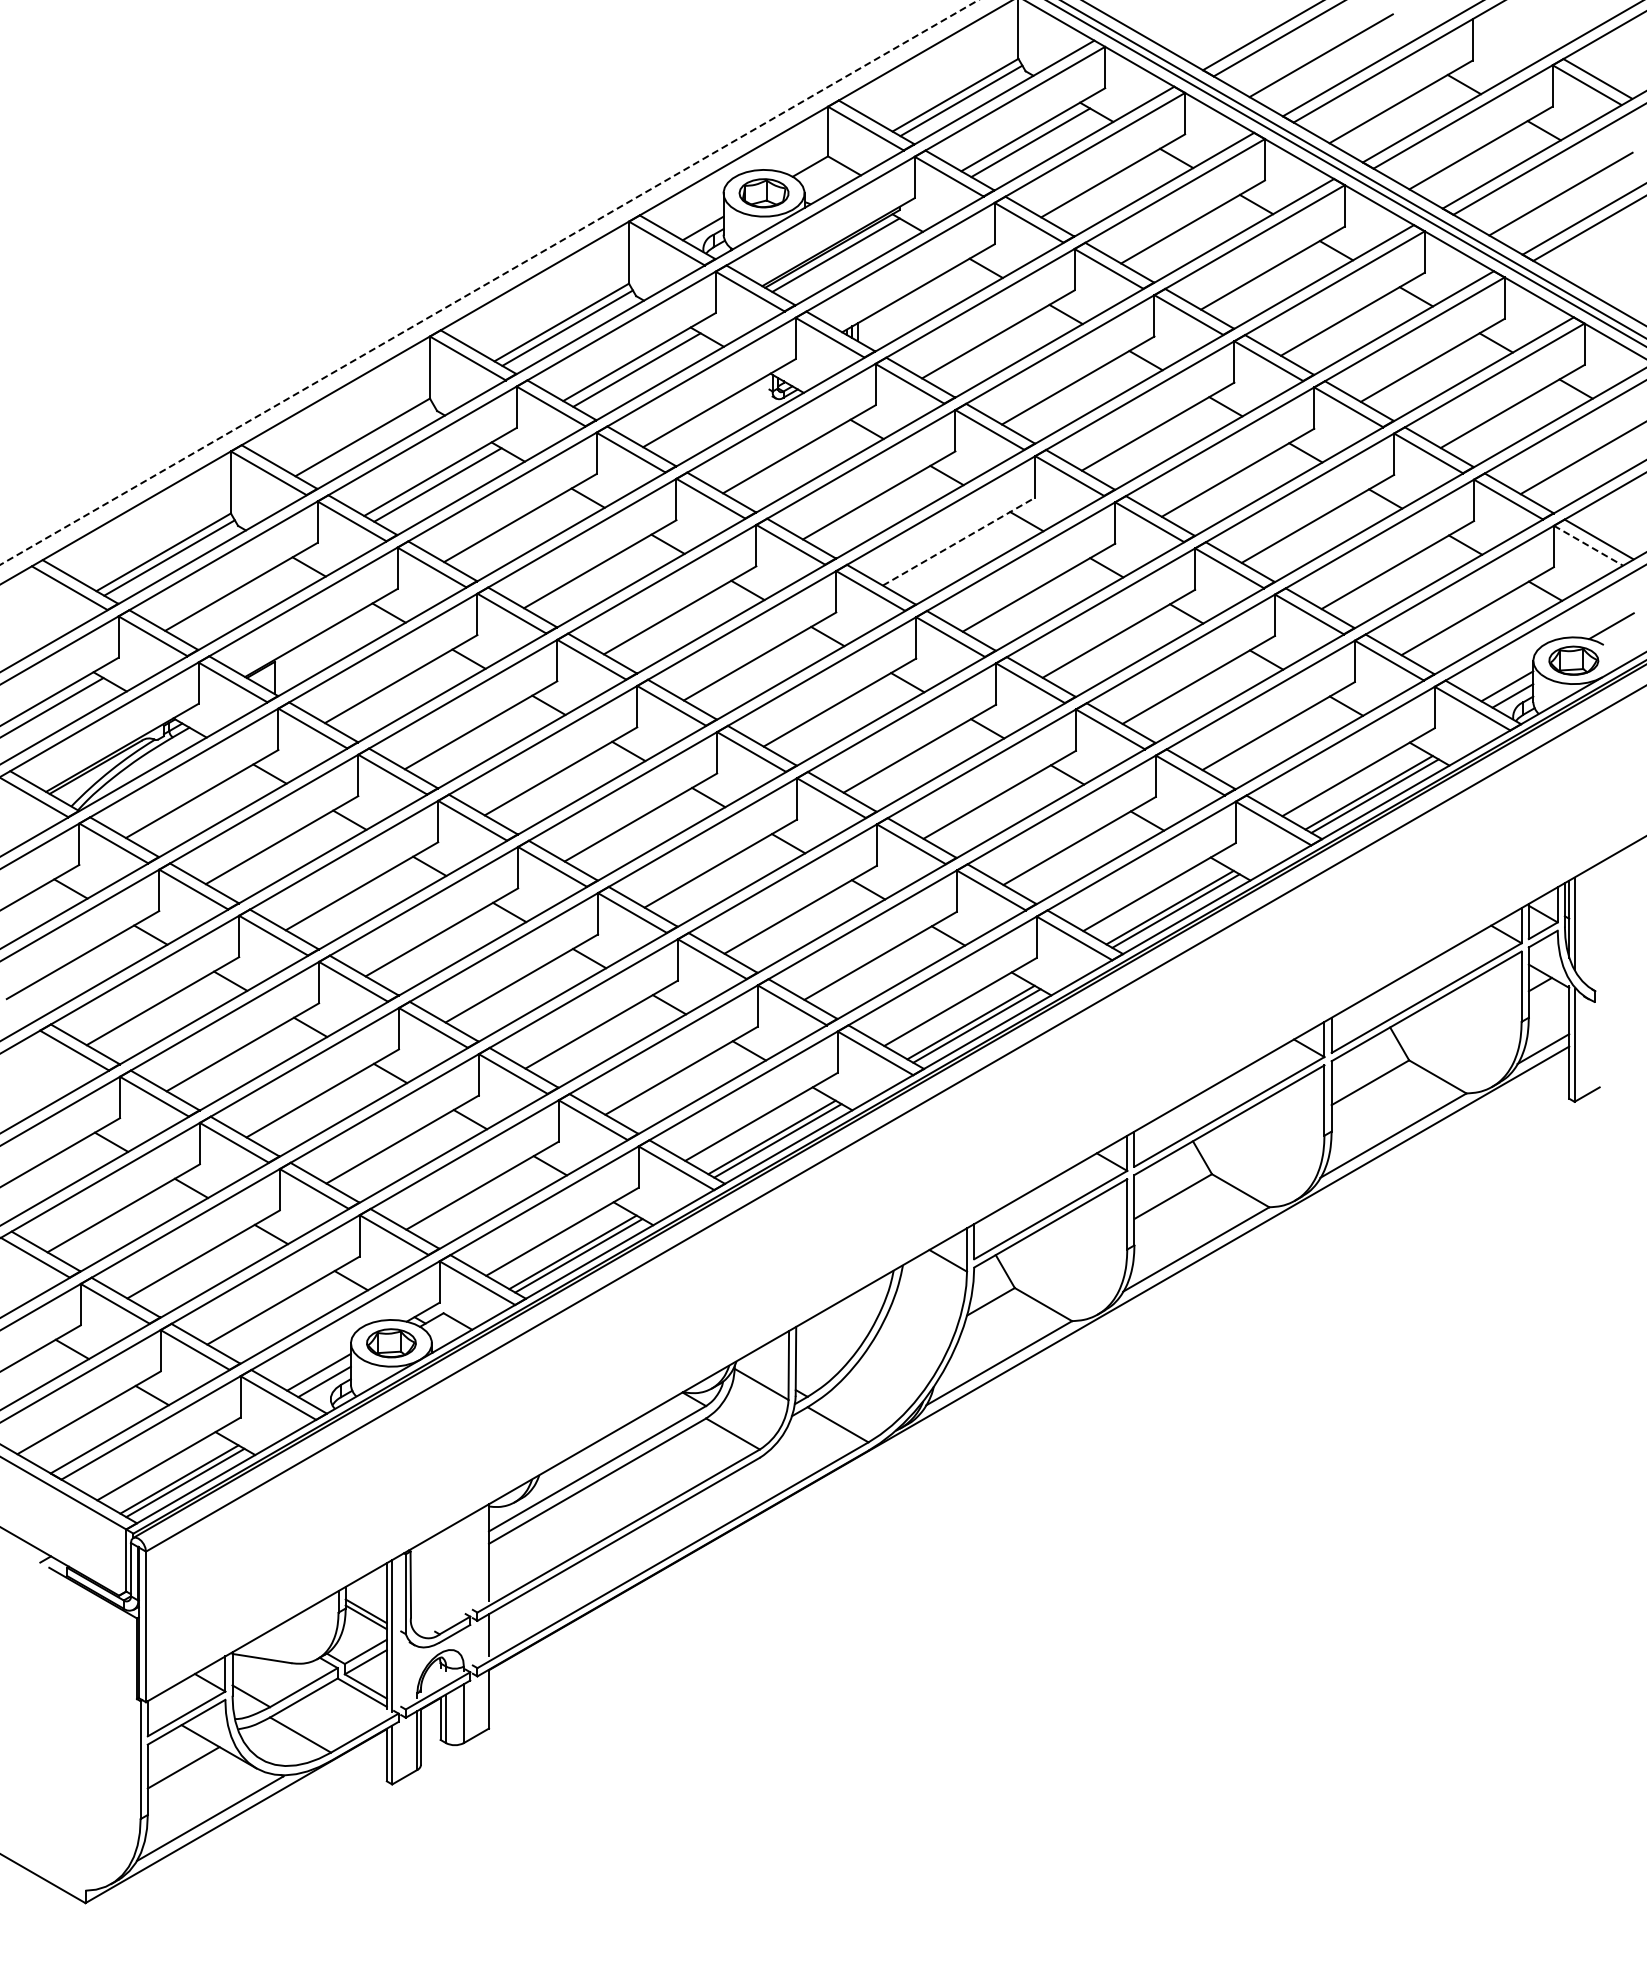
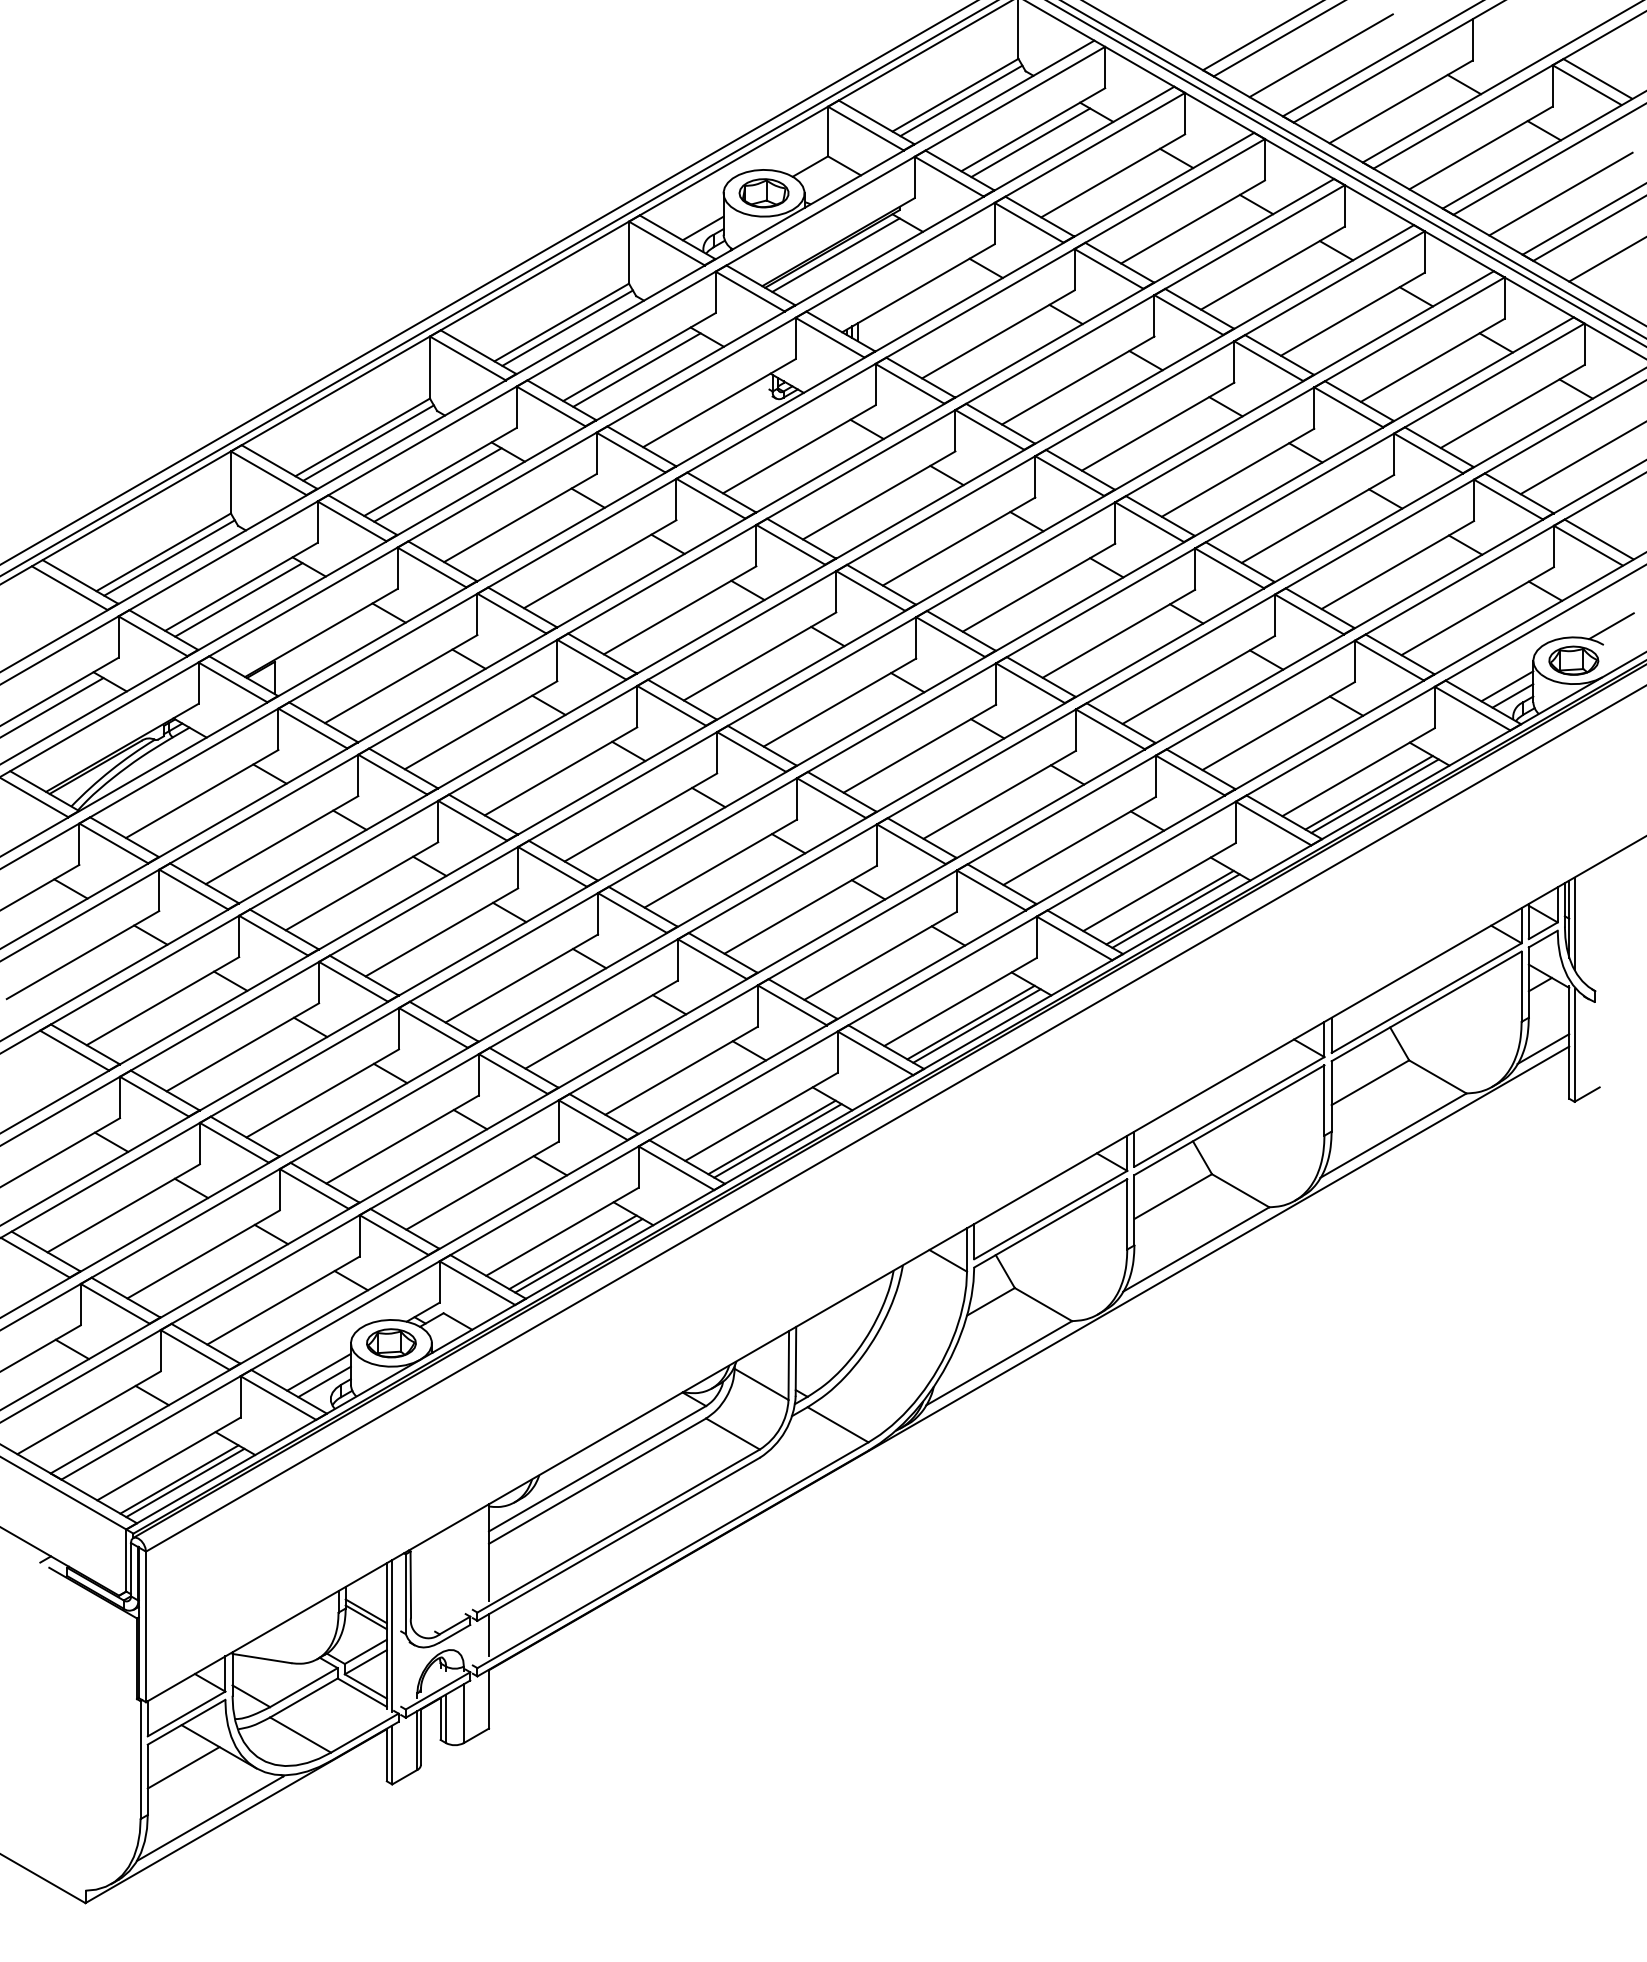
line: none -> present (1606, 259)
line: dashed -> solid (489, 282)
line: none -> present (498, 288)
line: none -> present (368, 442)
line: dashed -> solid (959, 541)
line: dashed -> solid (1588, 545)
line: none -> present (238, 599)
